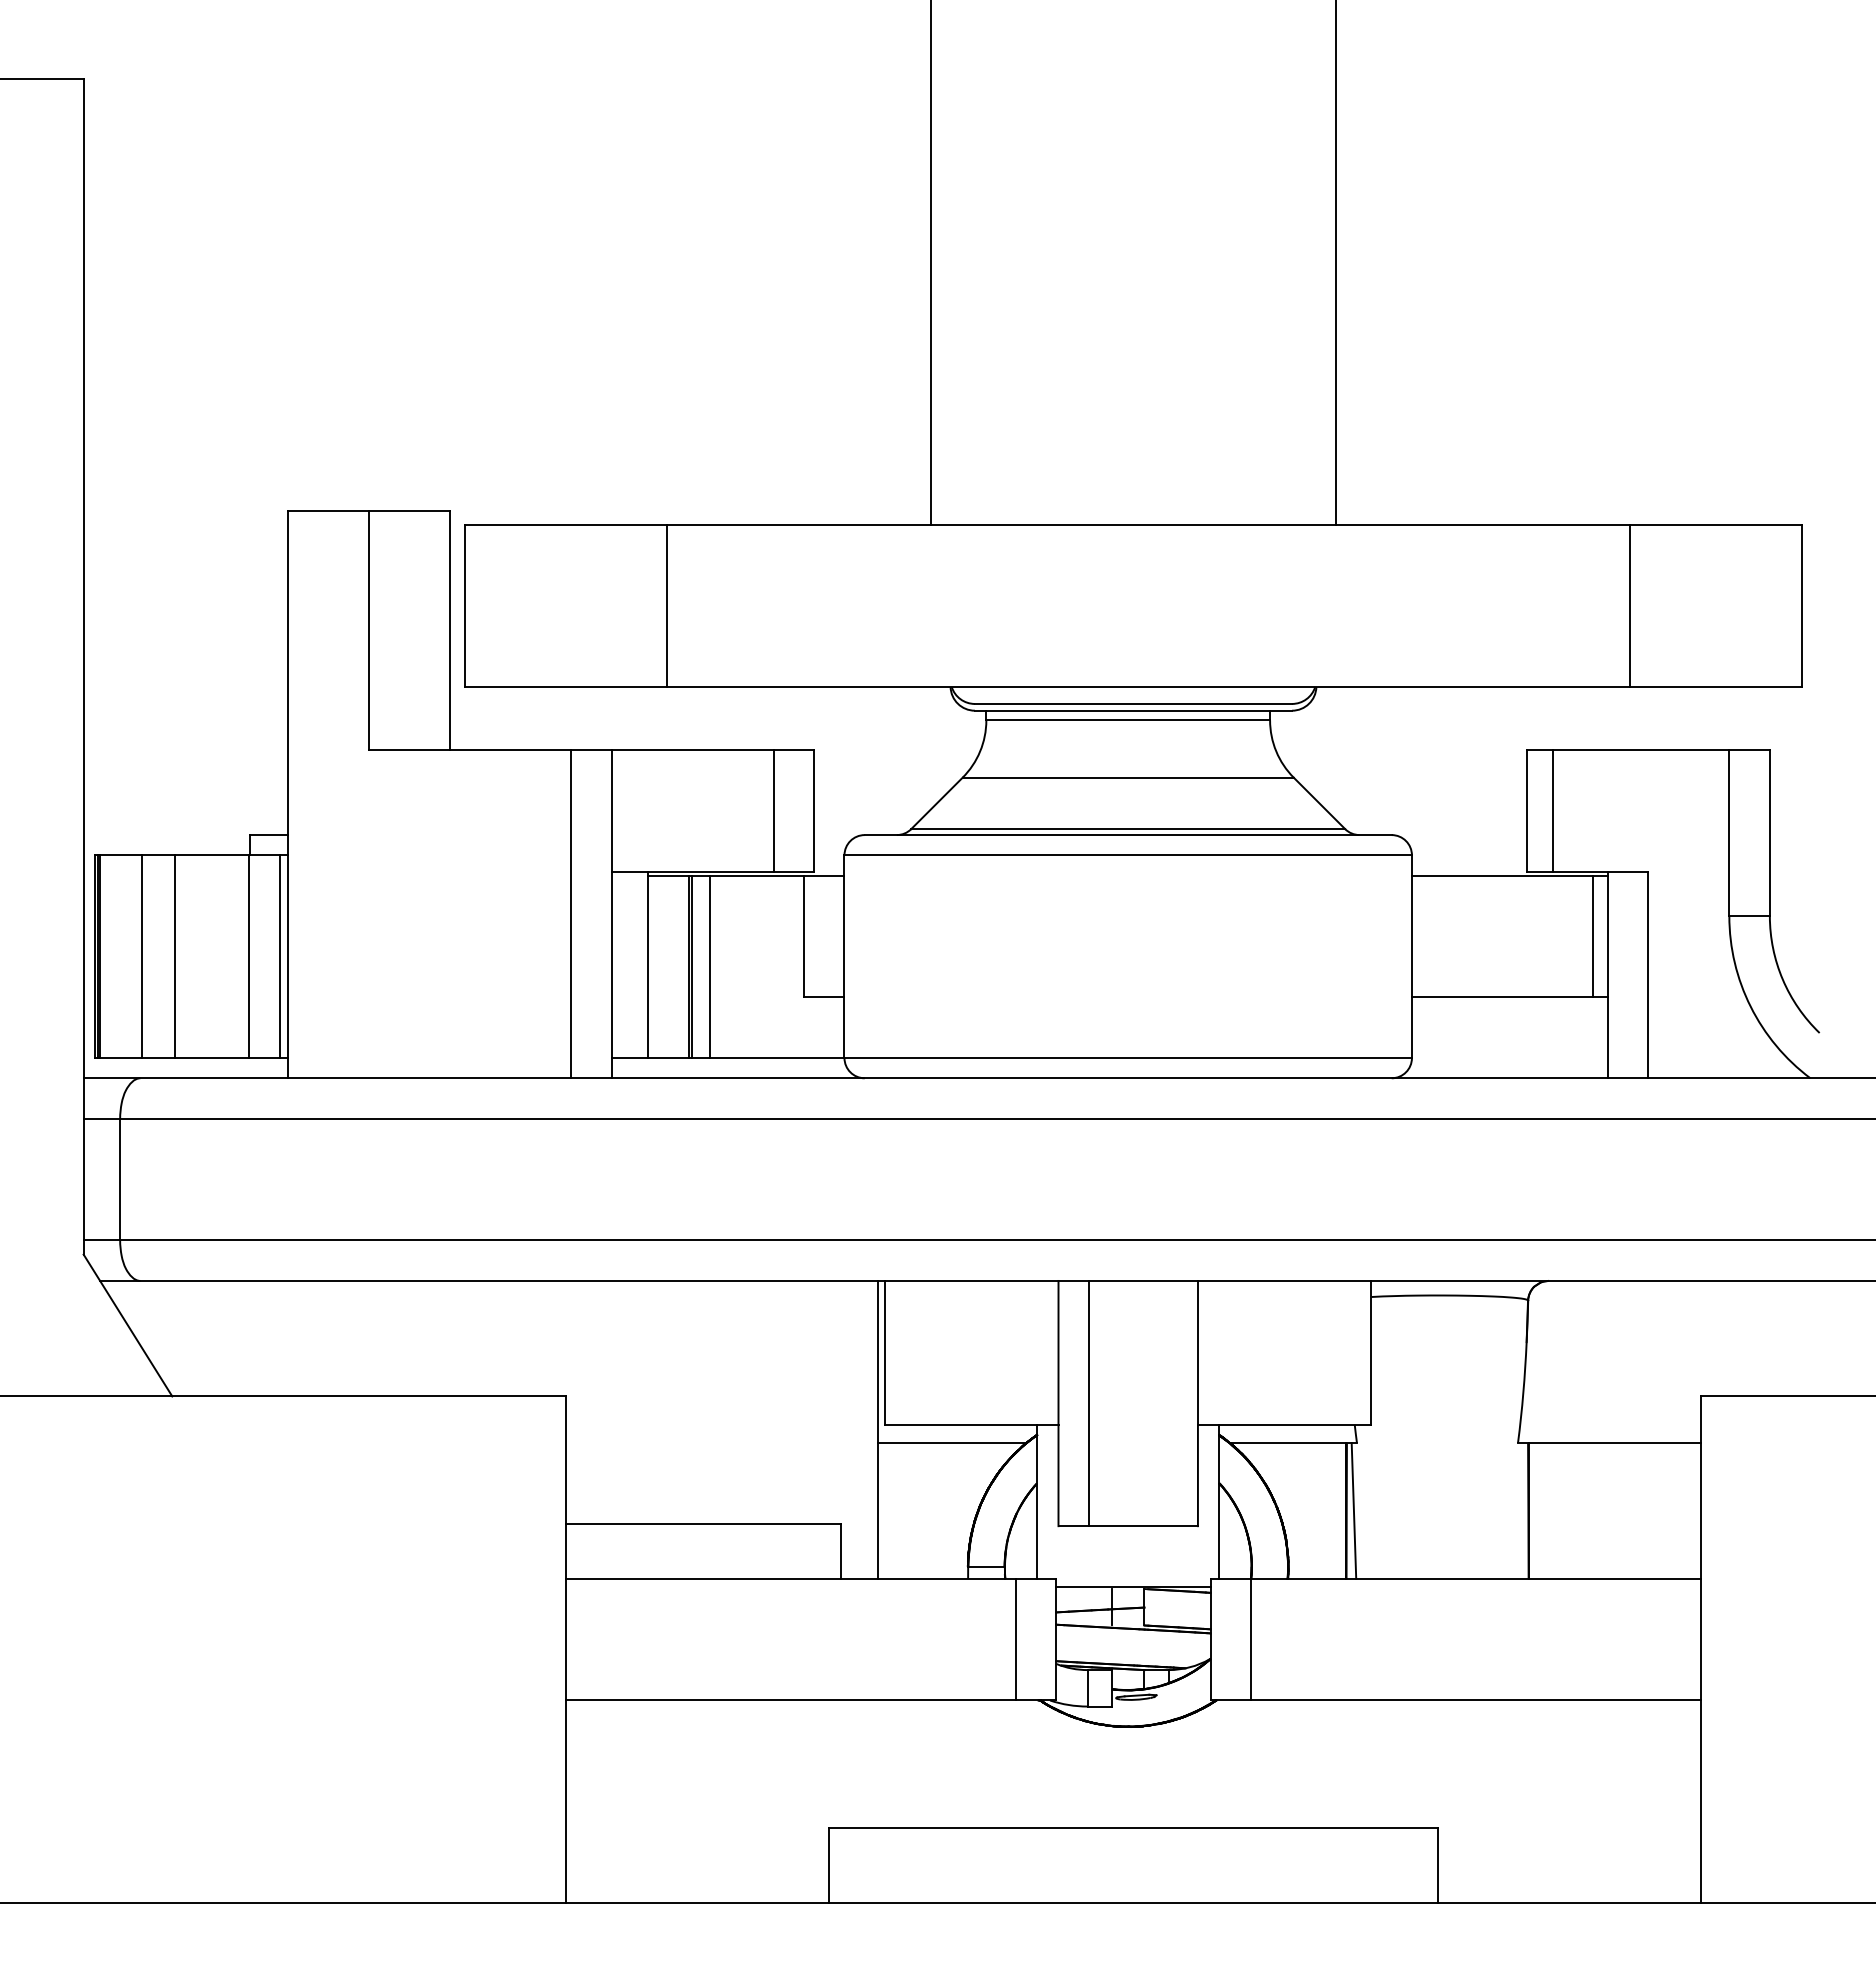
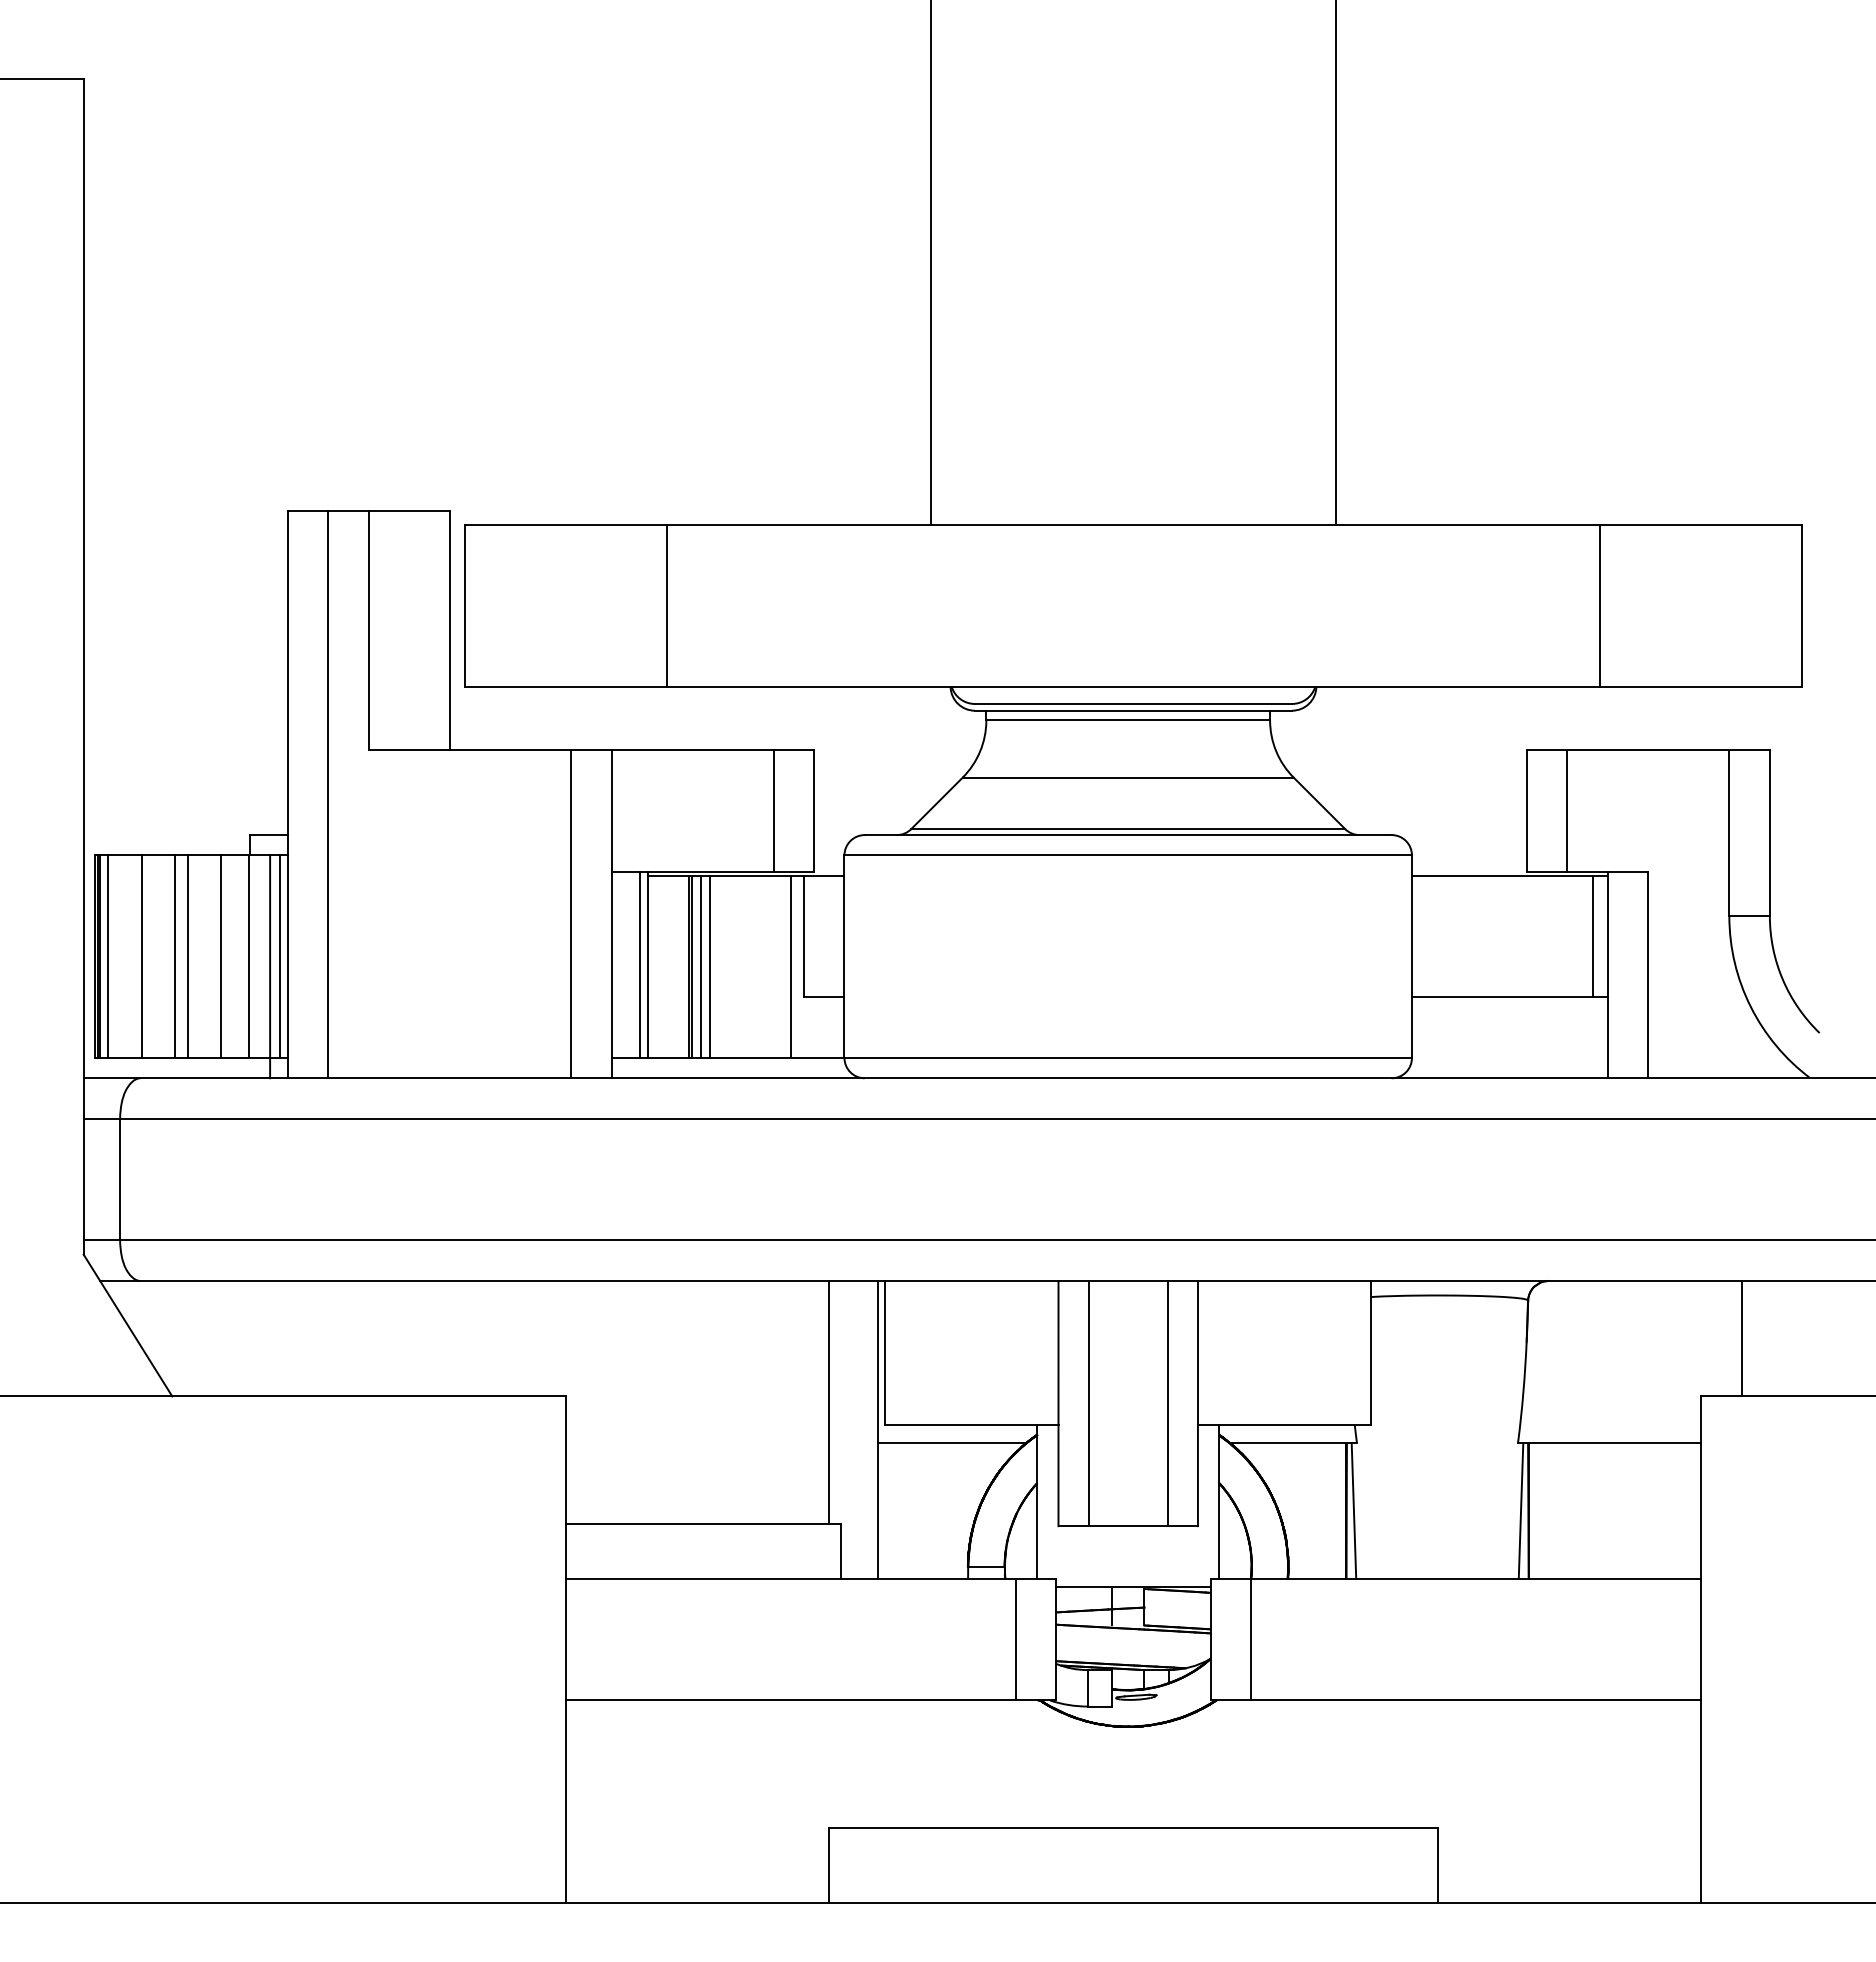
line position: (1629, 605) -> (1599, 605) (1599, 605)
line: none -> present (328, 794)
line position: (1553, 810) -> (1567, 810) (1567, 810)
line: none -> present (108, 956)
line: none -> present (188, 956)
line: none -> present (220, 956)
line: none -> present (640, 964)
line: none -> present (270, 966)
line: none -> present (701, 966)
line: none -> present (790, 966)
line: none -> present (1741, 1338)
line: none -> present (829, 1402)
line: none -> present (1167, 1403)
line: none -> present (1520, 1510)
